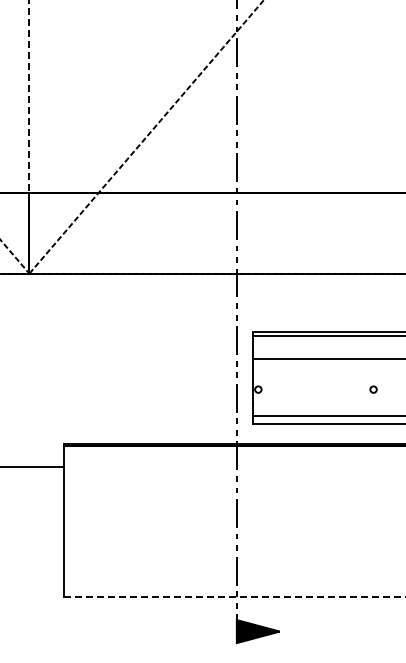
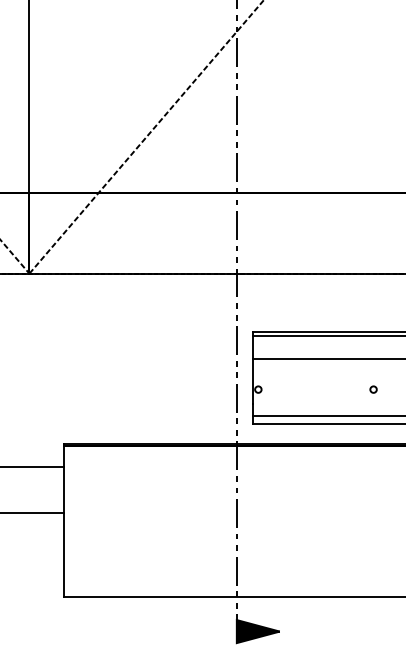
line: dashed -> solid (29, 97)
line: none -> present (33, 513)
line: dashed -> solid (234, 597)
